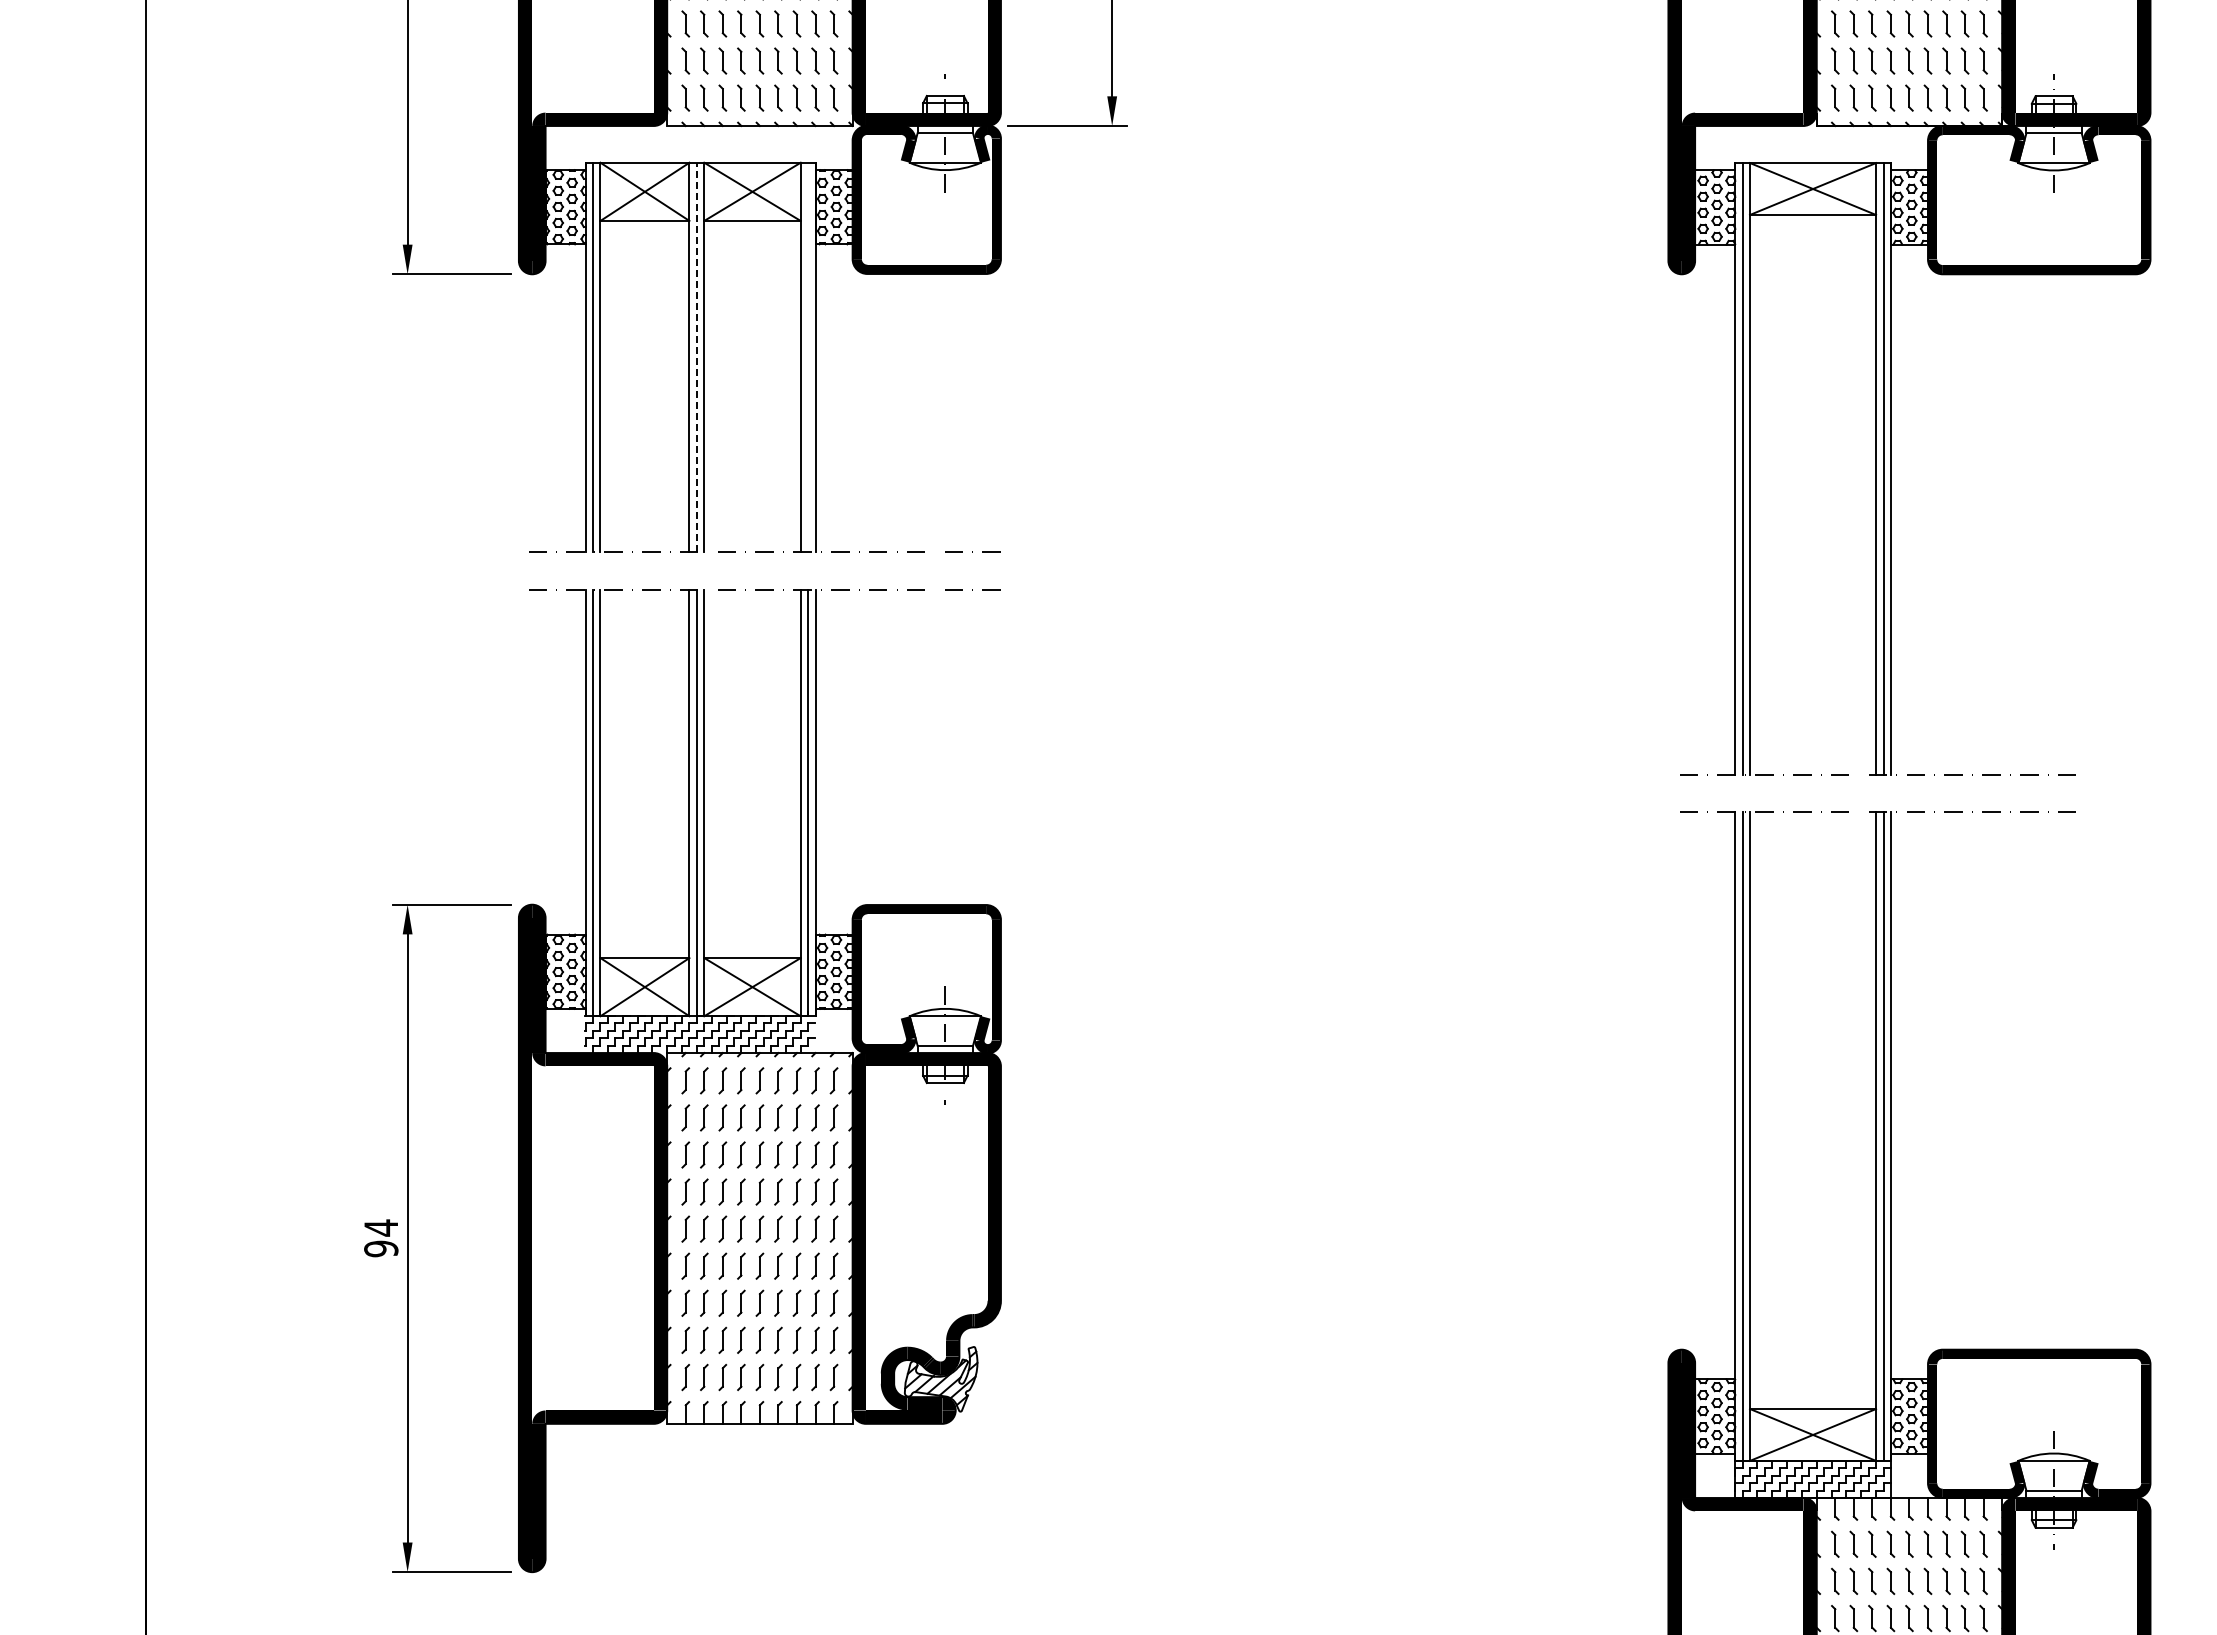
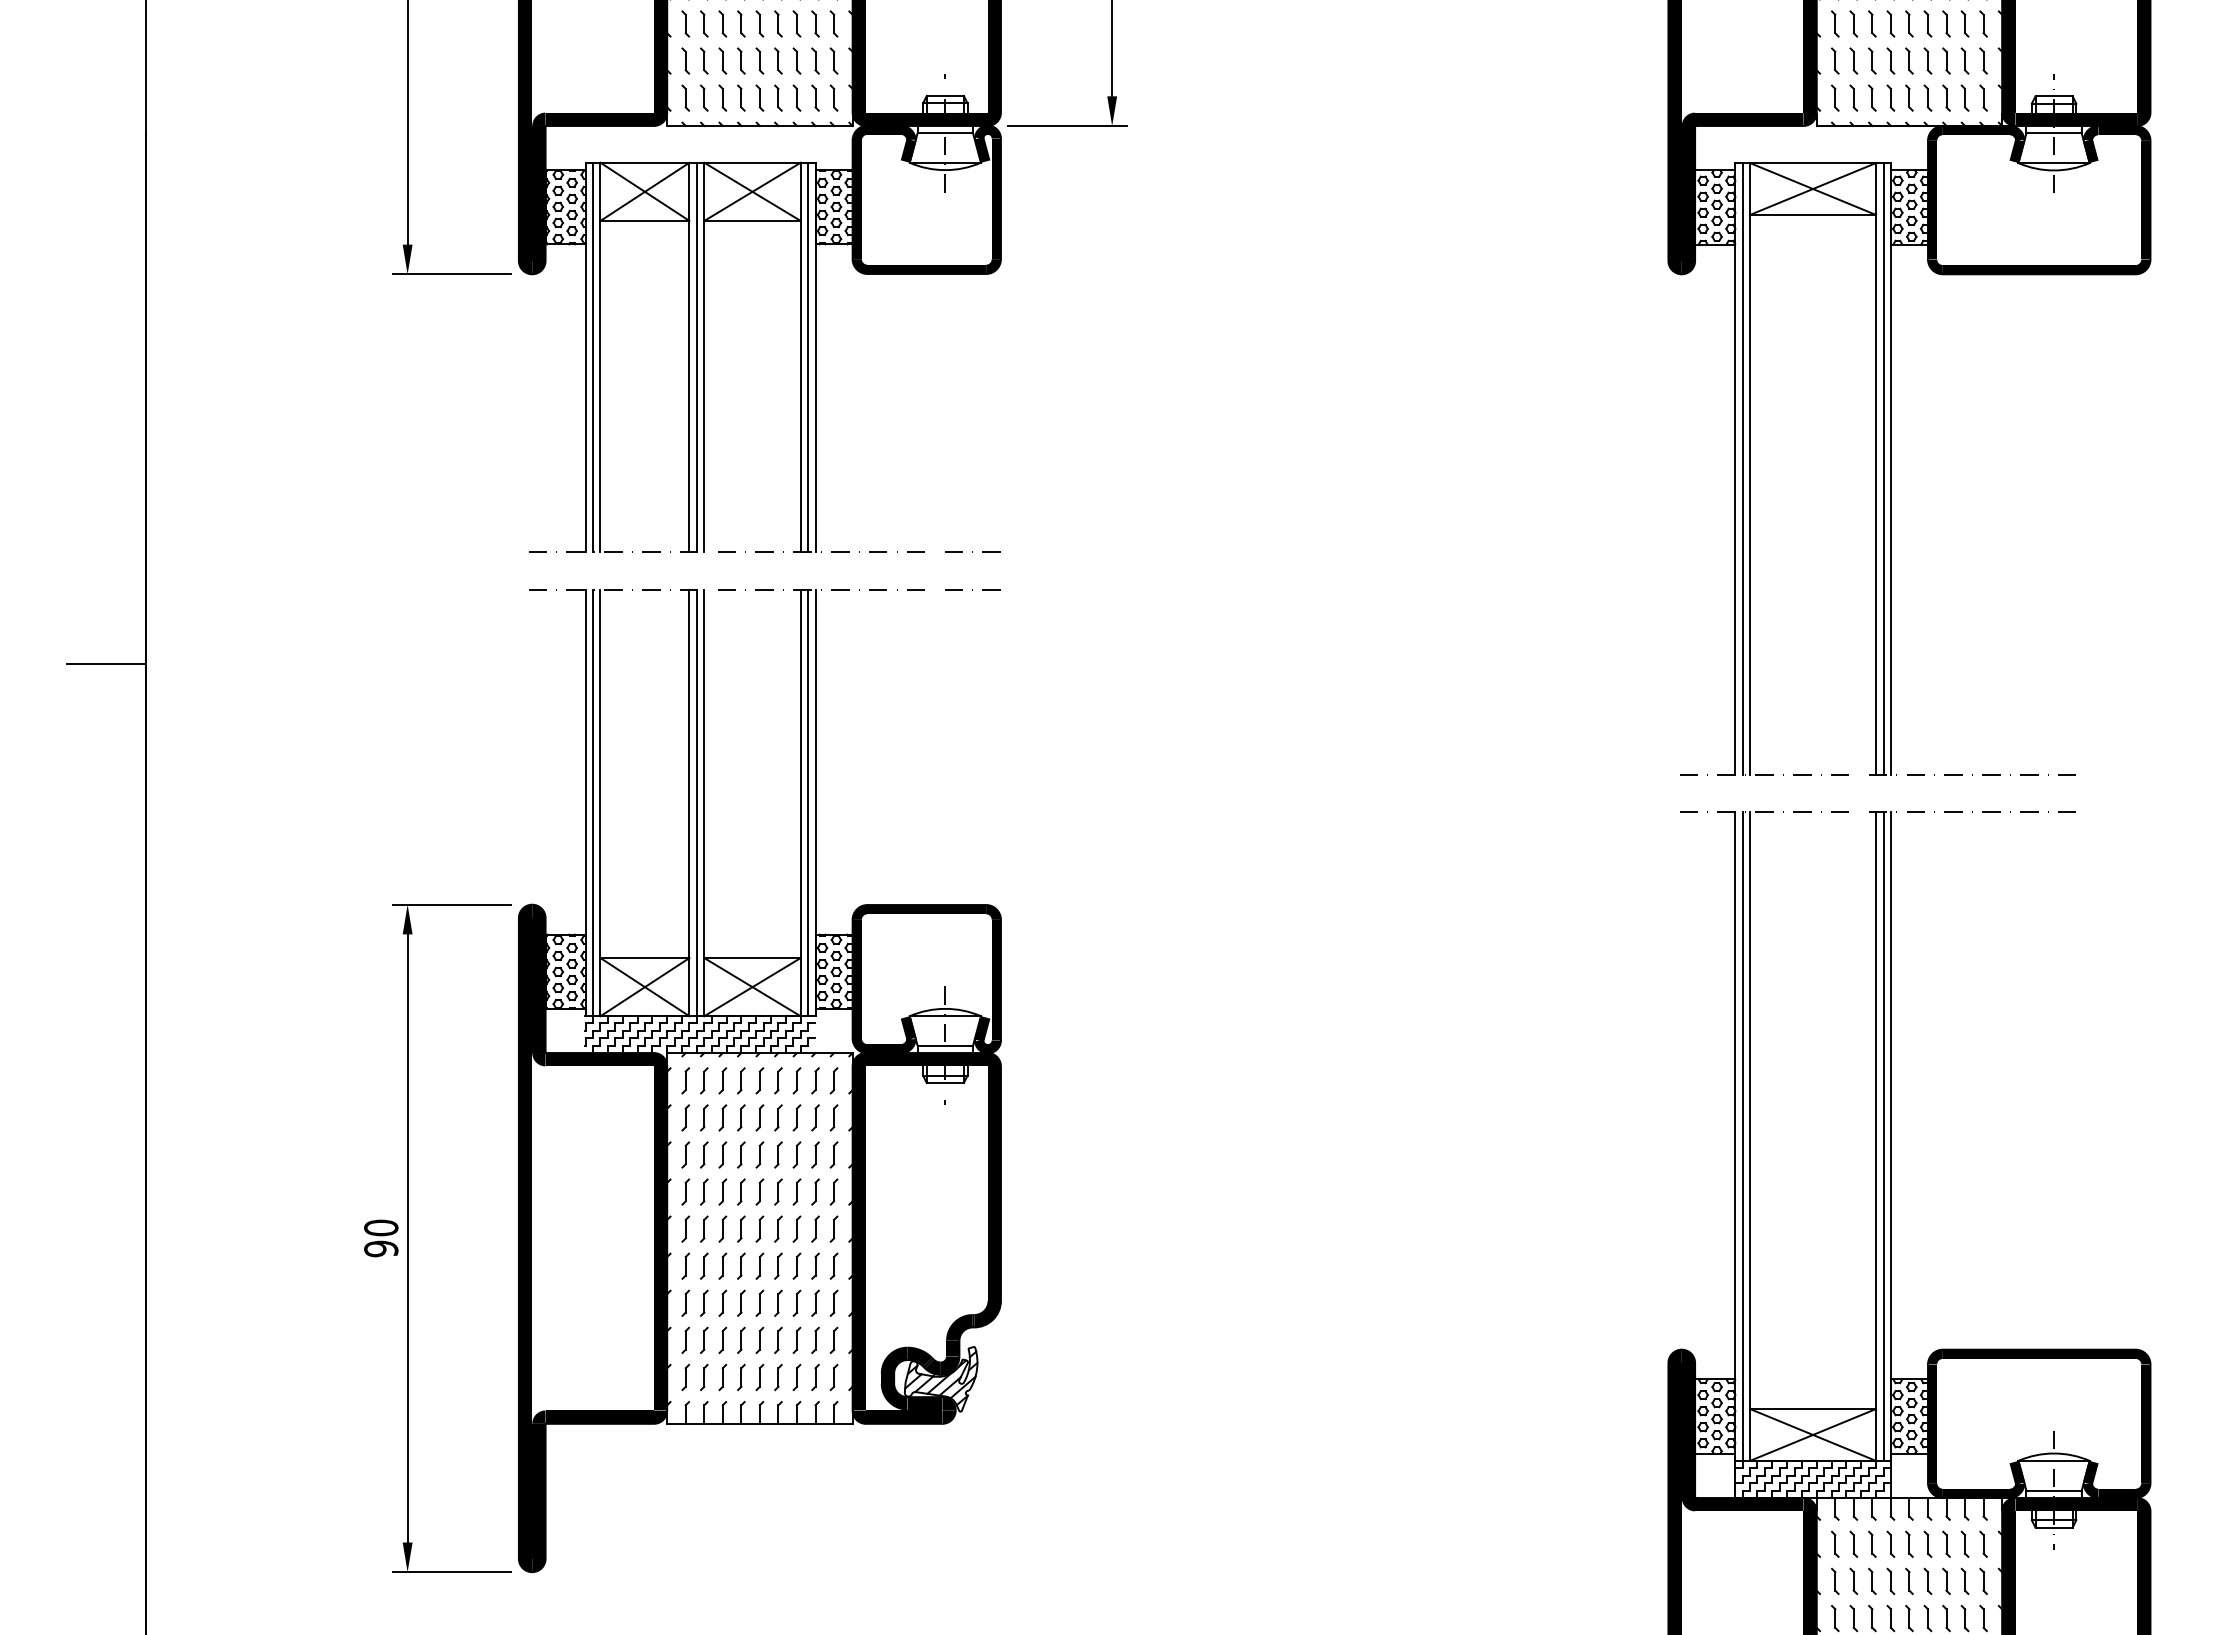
line: dashed -> solid (696, 357)
line: none -> present (808, 357)
line: none -> present (105, 663)
text: 94 -> 90 (381, 1227)
